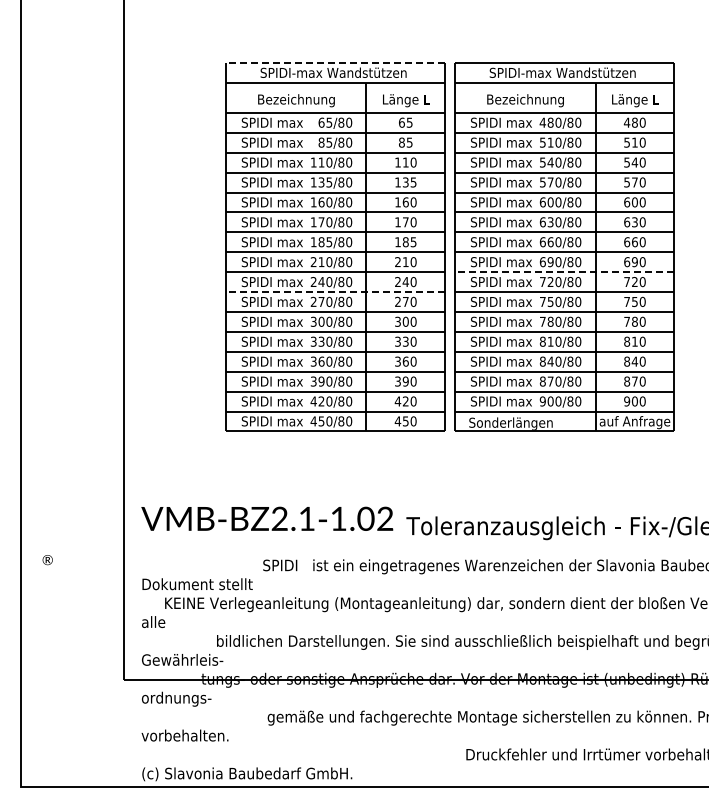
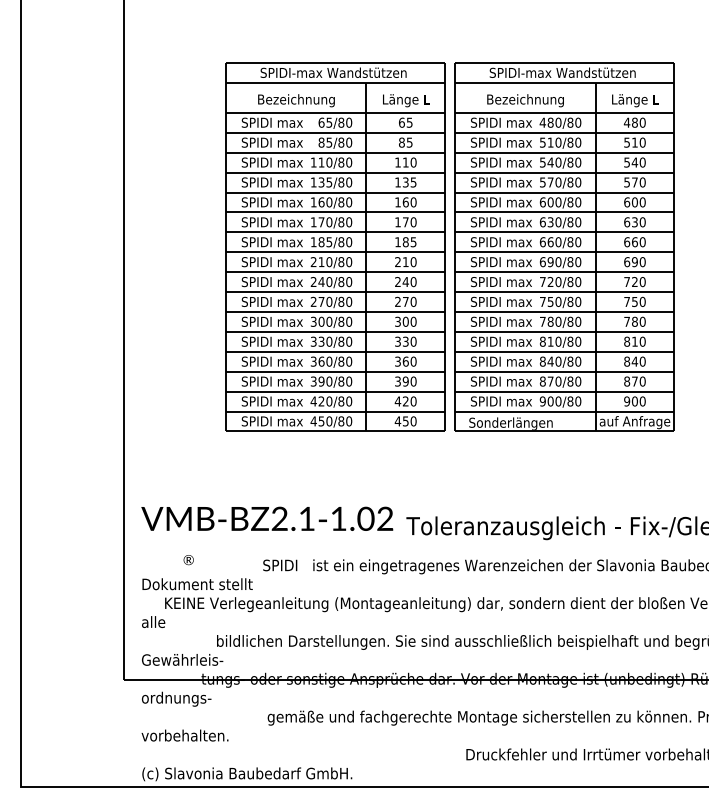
line: dashed -> solid (335, 62)
line: dashed -> solid (564, 272)
line: dashed -> solid (335, 292)
text position: (47, 560) -> (188, 560) (188, 560)
